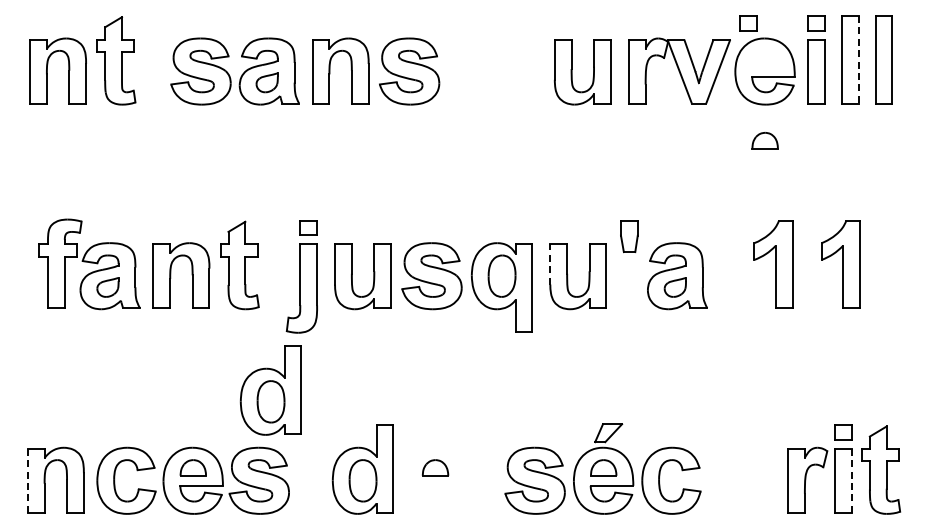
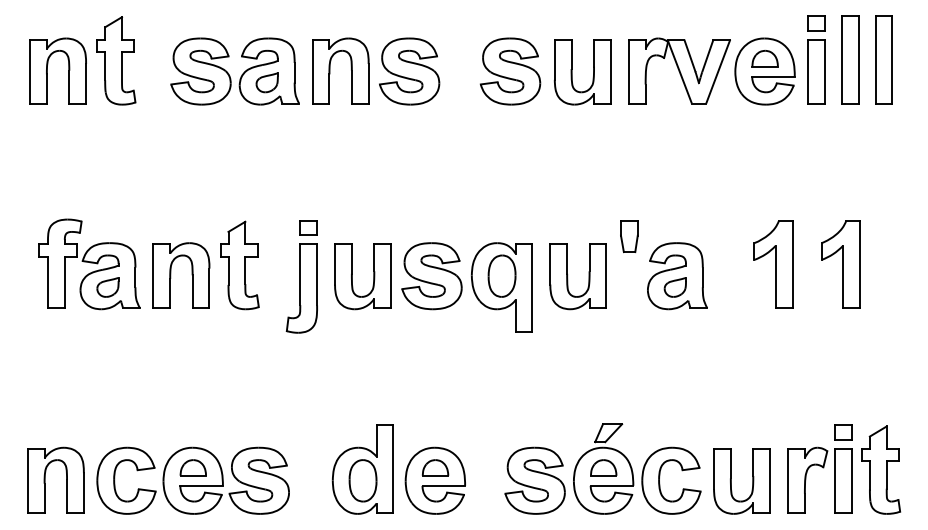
part: present -> none (748, 23)
line: dashed -> solid (858, 59)
part: none -> present (510, 71)
part position: (764, 140) -> (764, 58) (764, 58)
line: dashed -> solid (550, 263)
part: present -> none (270, 390)
line: dashed -> solid (27, 480)
part: none -> present (434, 480)
line: dashed -> solid (851, 480)
part: none -> present (731, 481)
